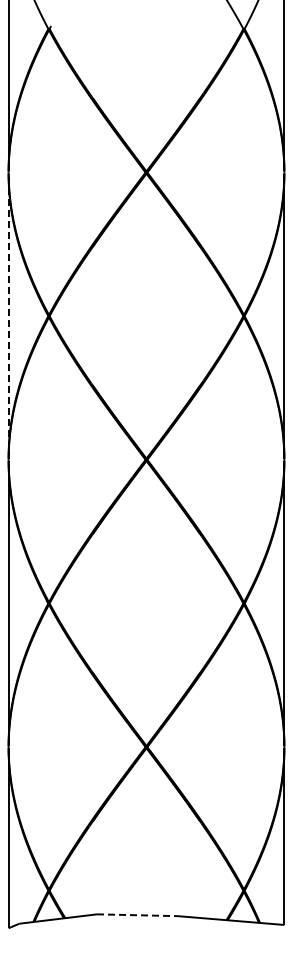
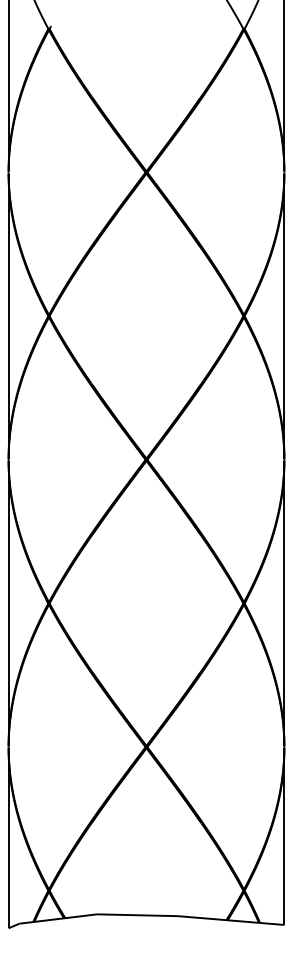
line: dashed -> solid (8, 315)
line: dashed -> solid (138, 915)
